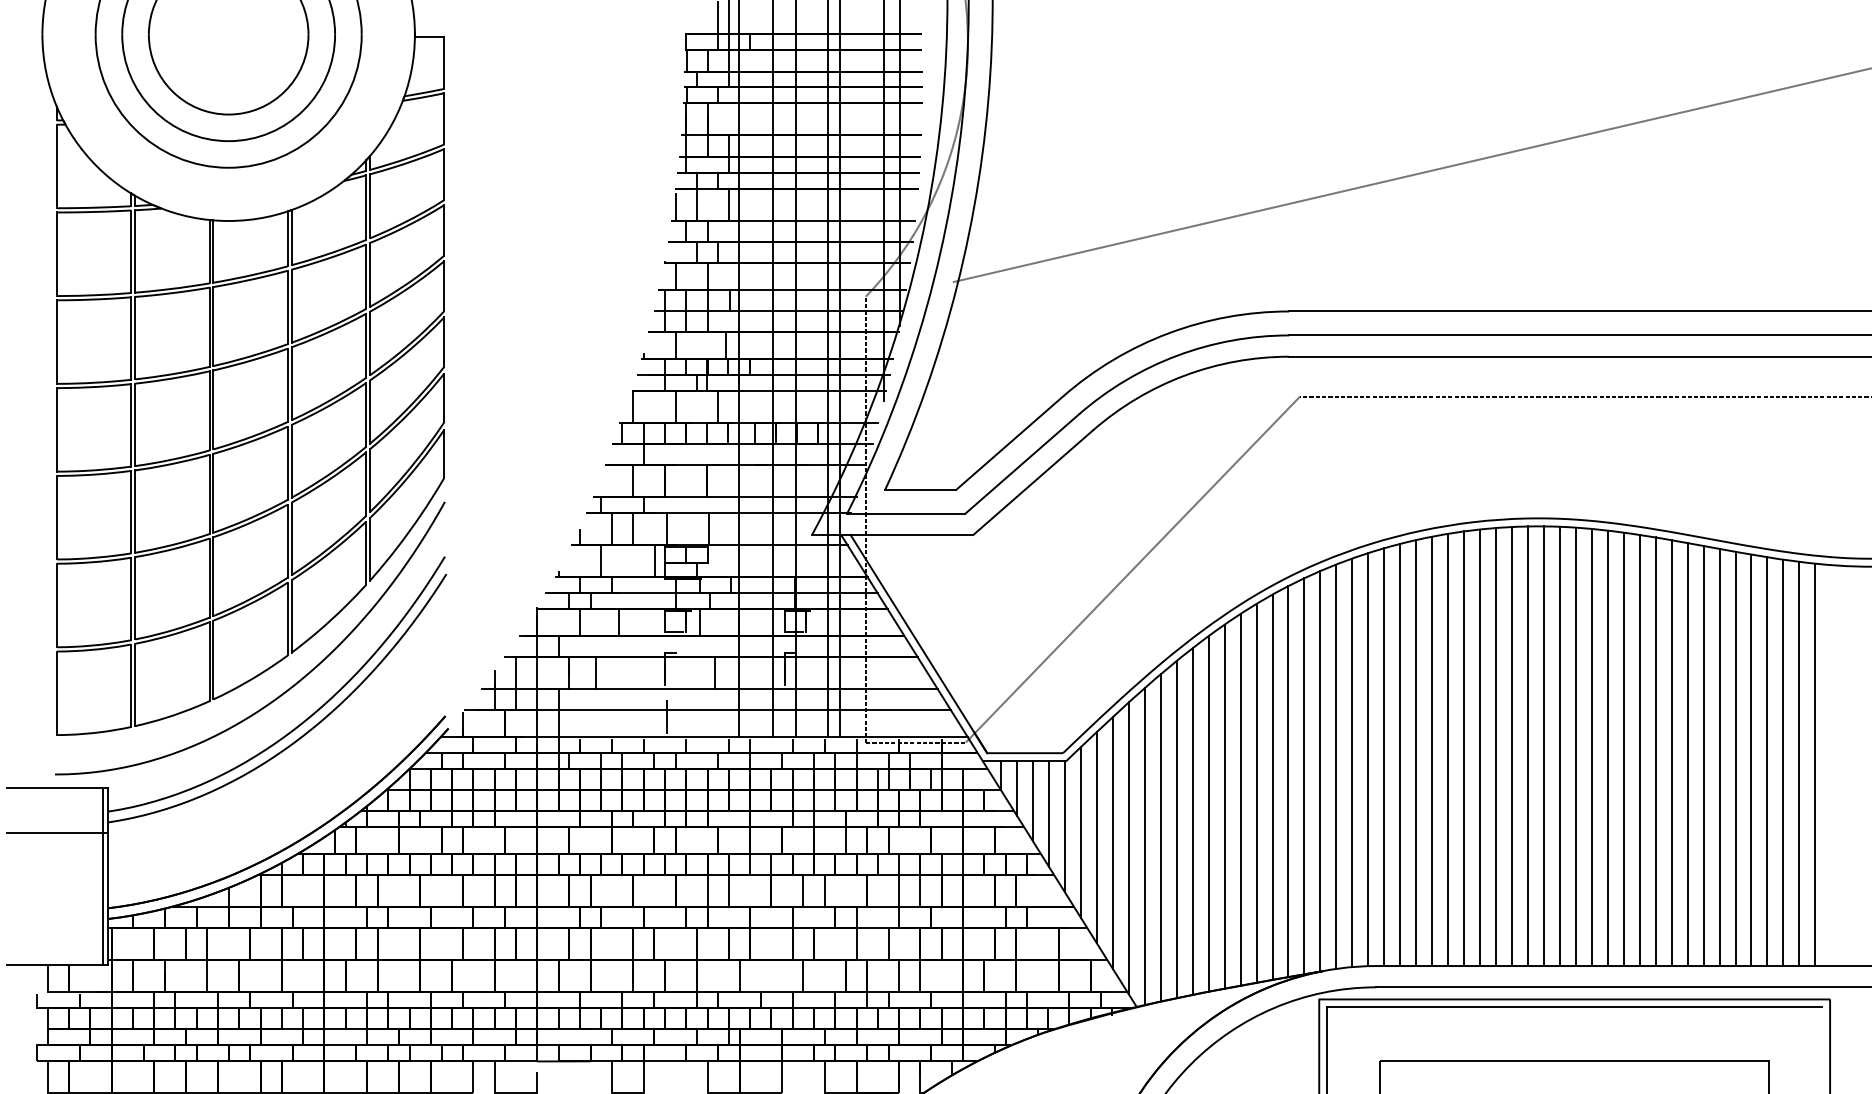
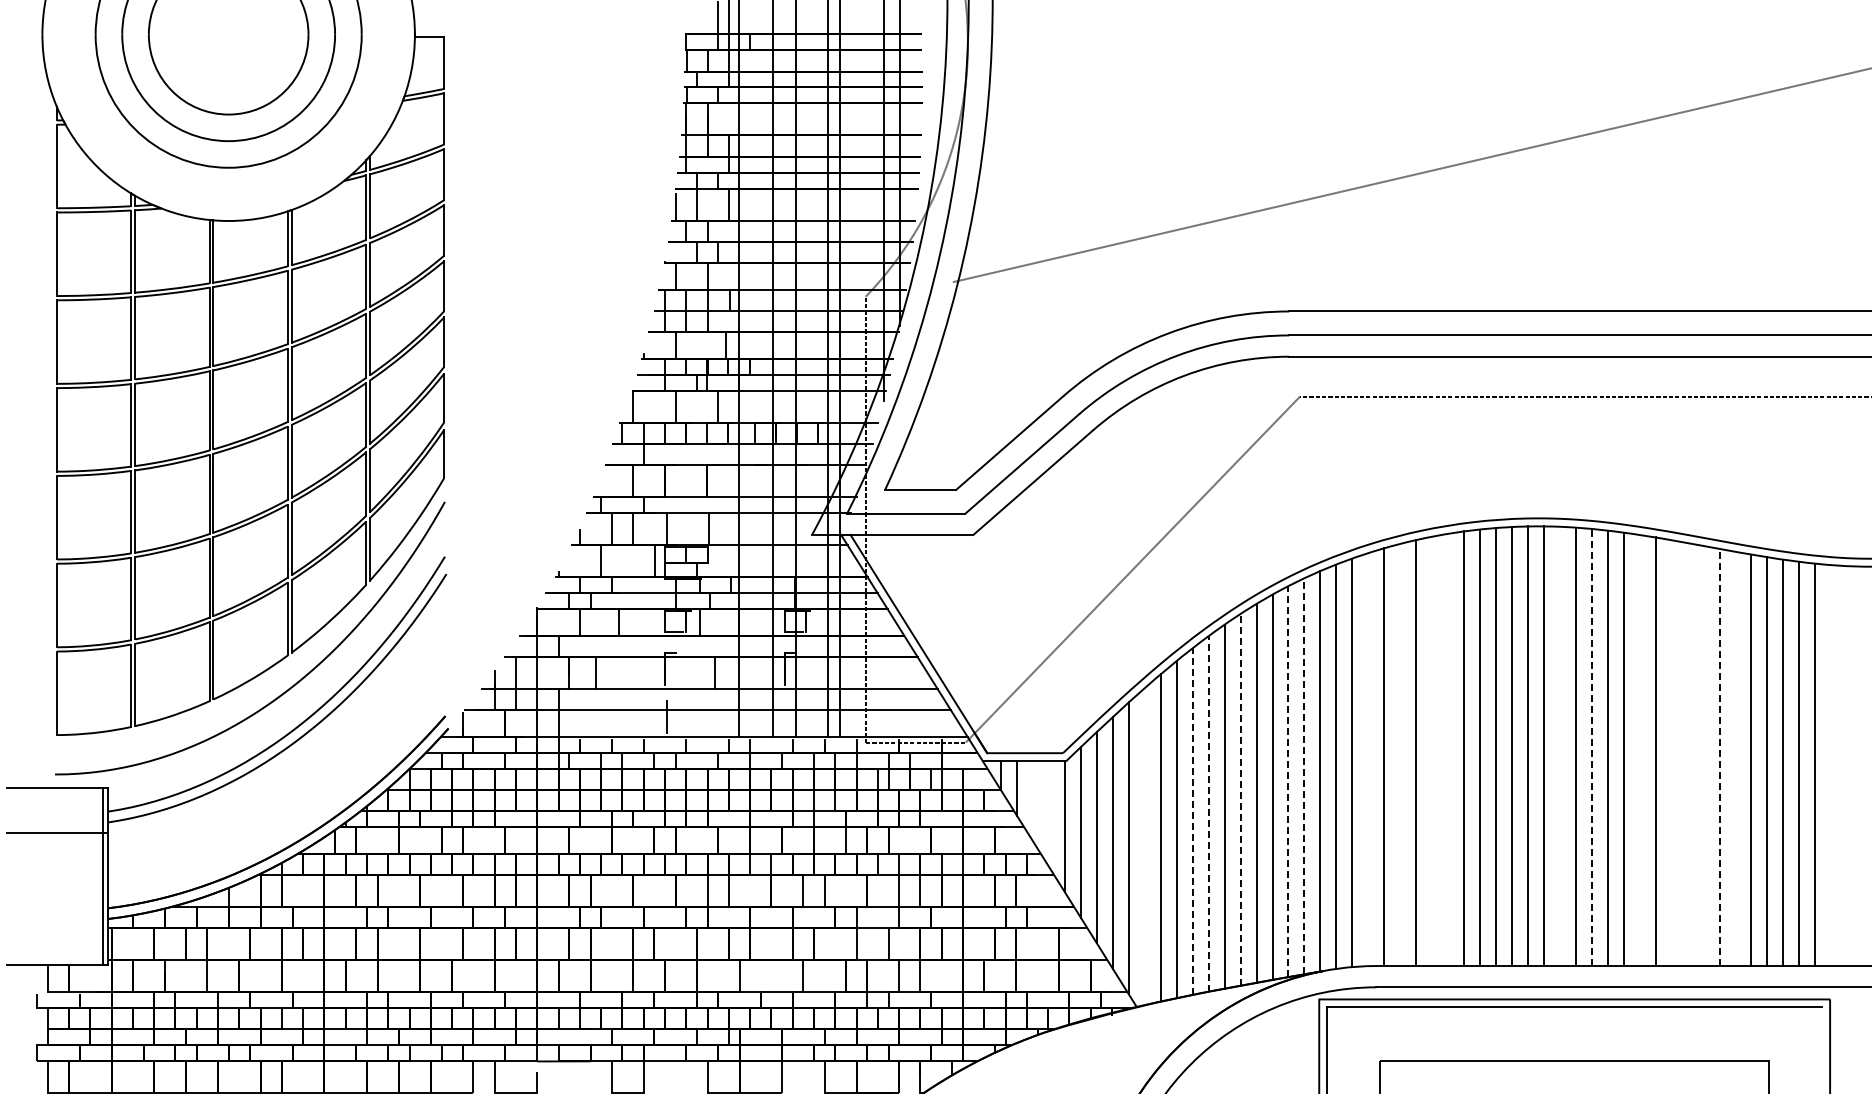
line: present -> none (1559, 746)
line: solid -> dashed (1591, 747)
line: present -> none (1448, 749)
line: present -> none (1639, 750)
line: present -> none (1432, 751)
line: present -> none (1671, 753)
line: present -> none (1400, 754)
line: present -> none (1687, 754)
line: present -> none (1703, 755)
line: solid -> dashed (1719, 757)
line: present -> none (1735, 758)
line: present -> none (1368, 759)
line: solid -> dashed (1304, 775)
line: solid -> dashed (1288, 781)
line: solid -> dashed (1240, 799)
line: present -> none (1033, 801)
line: present -> none (1049, 813)
line: solid -> dashed (1208, 813)
line: solid -> dashed (1192, 820)
line: present -> none (1144, 846)
